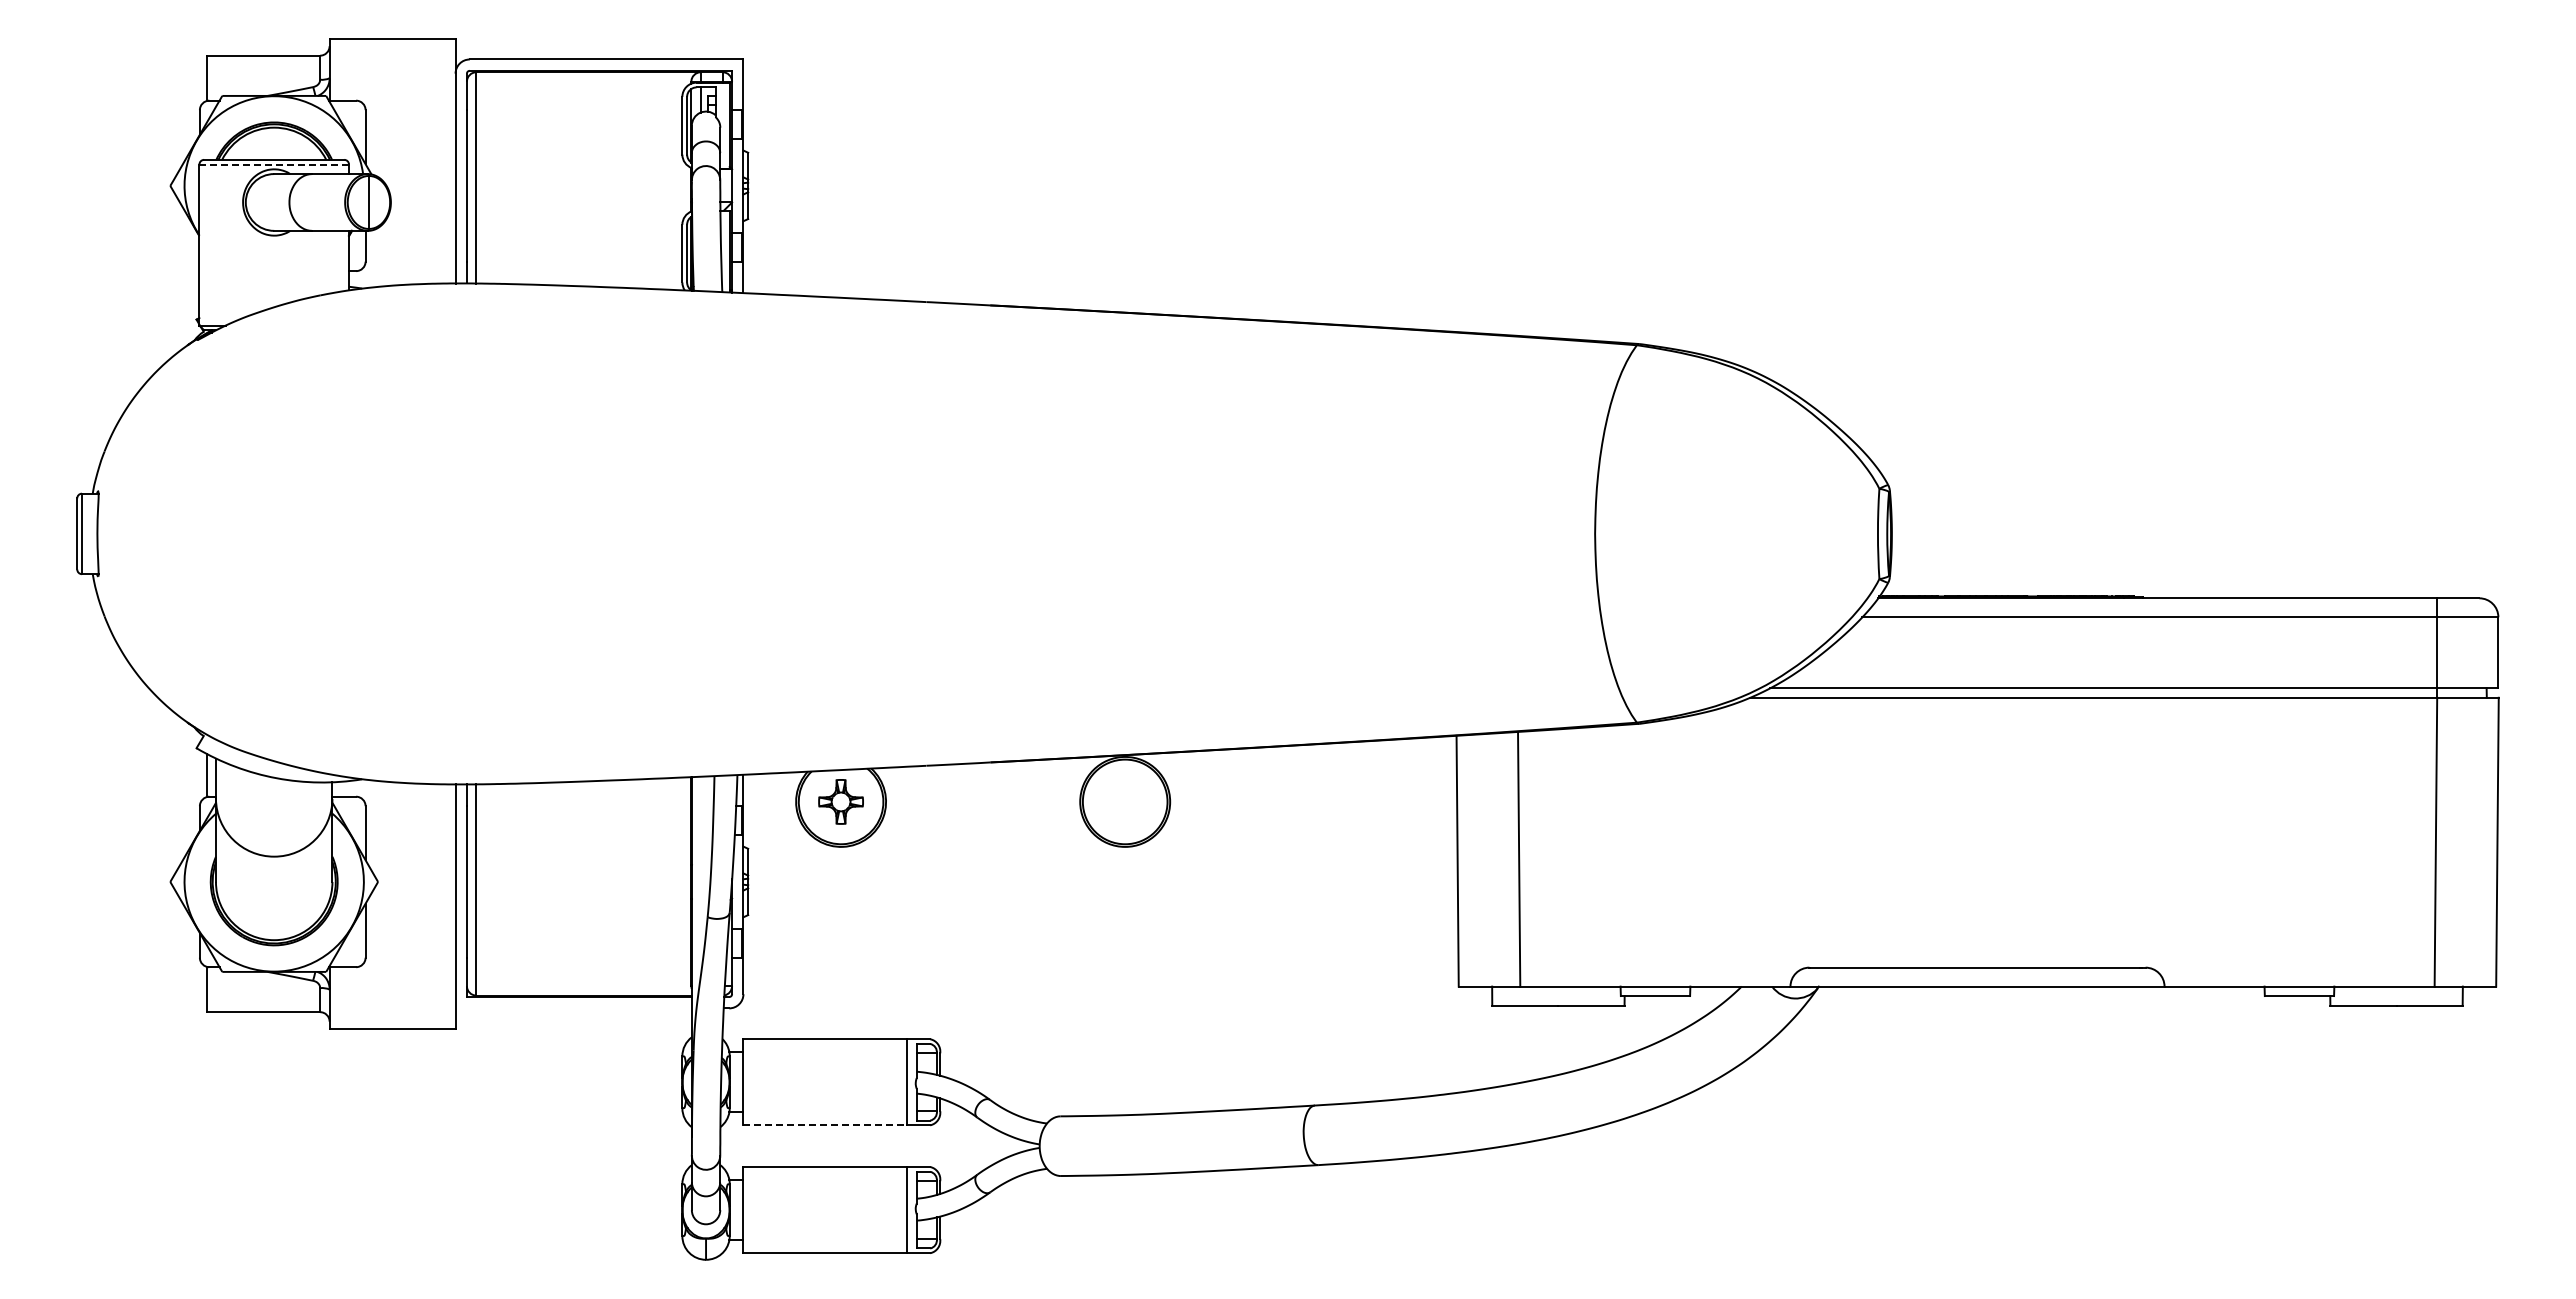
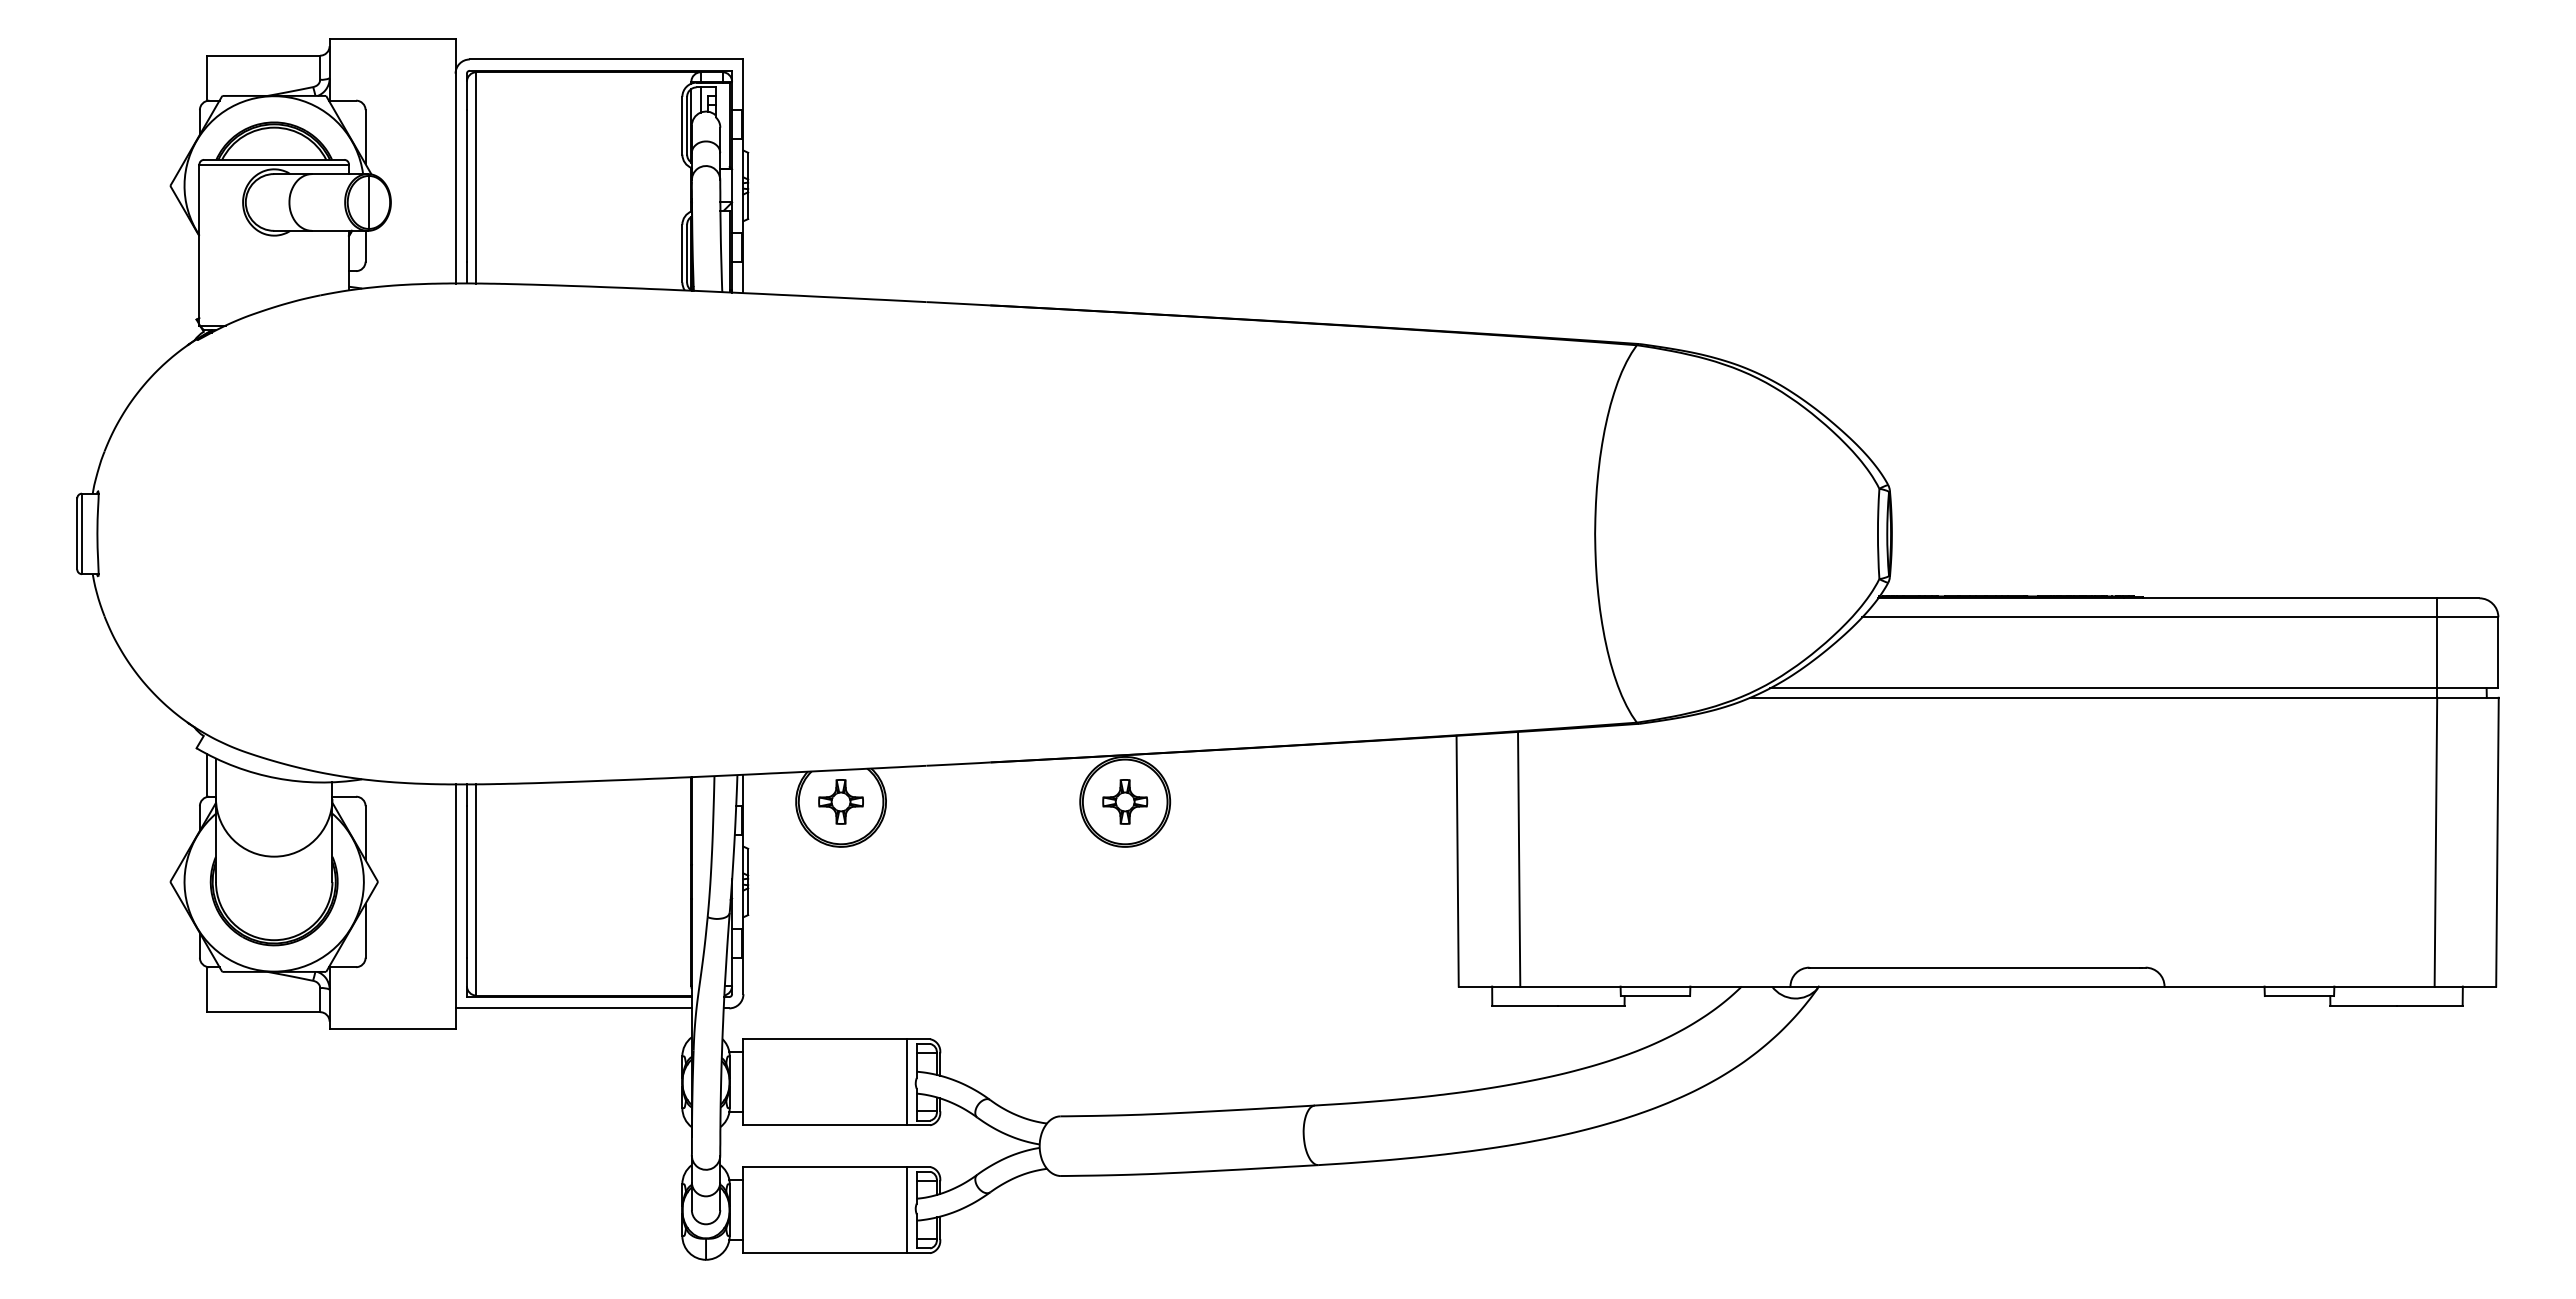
line: dashed -> solid (274, 164)
part: none -> present (1125, 801)
line: none -> present (573, 1008)
line: dashed -> solid (825, 1125)
